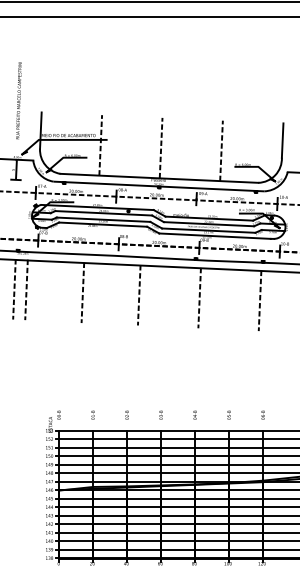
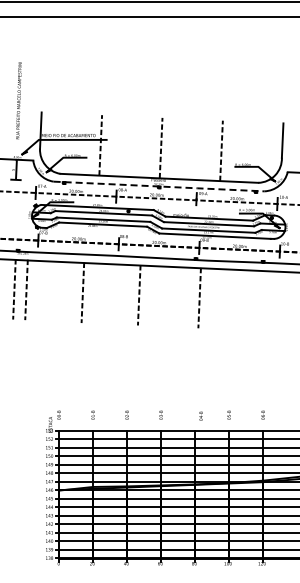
line: solid -> dashed (158, 186)
line: present -> none (259, 300)
text position: (194, 414) -> (200, 415) (200, 415)
